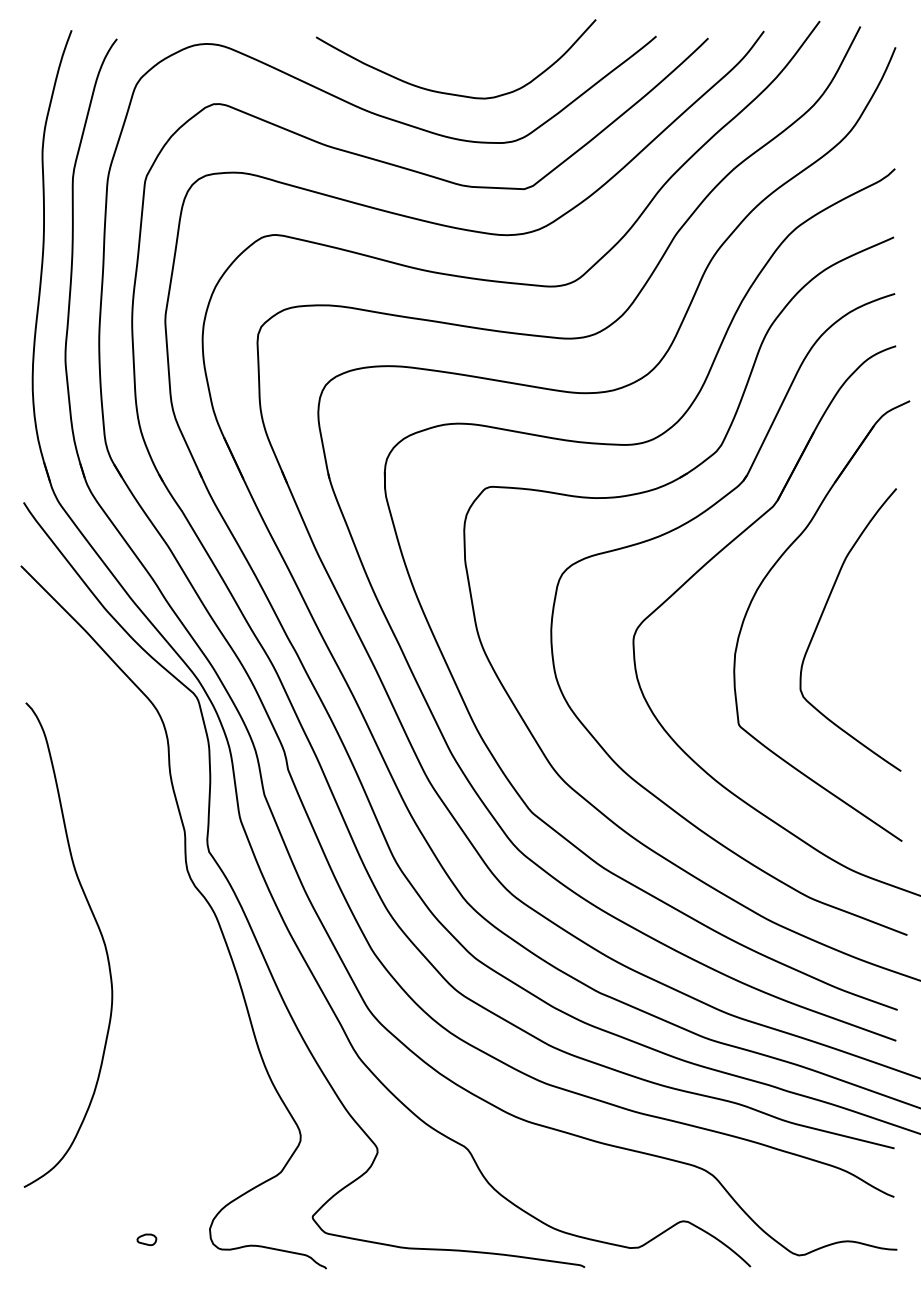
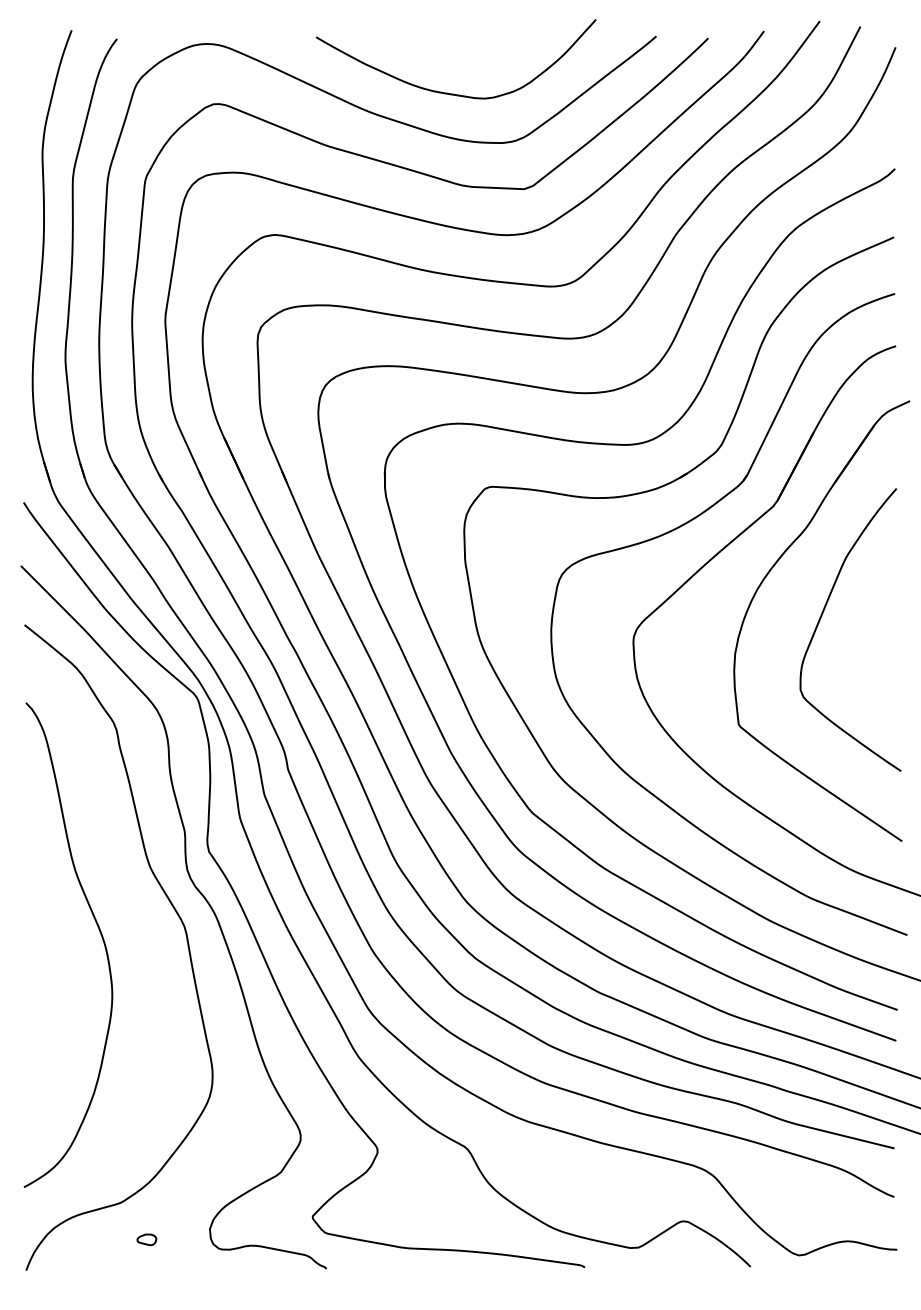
curve: none -> present (175, 912)
